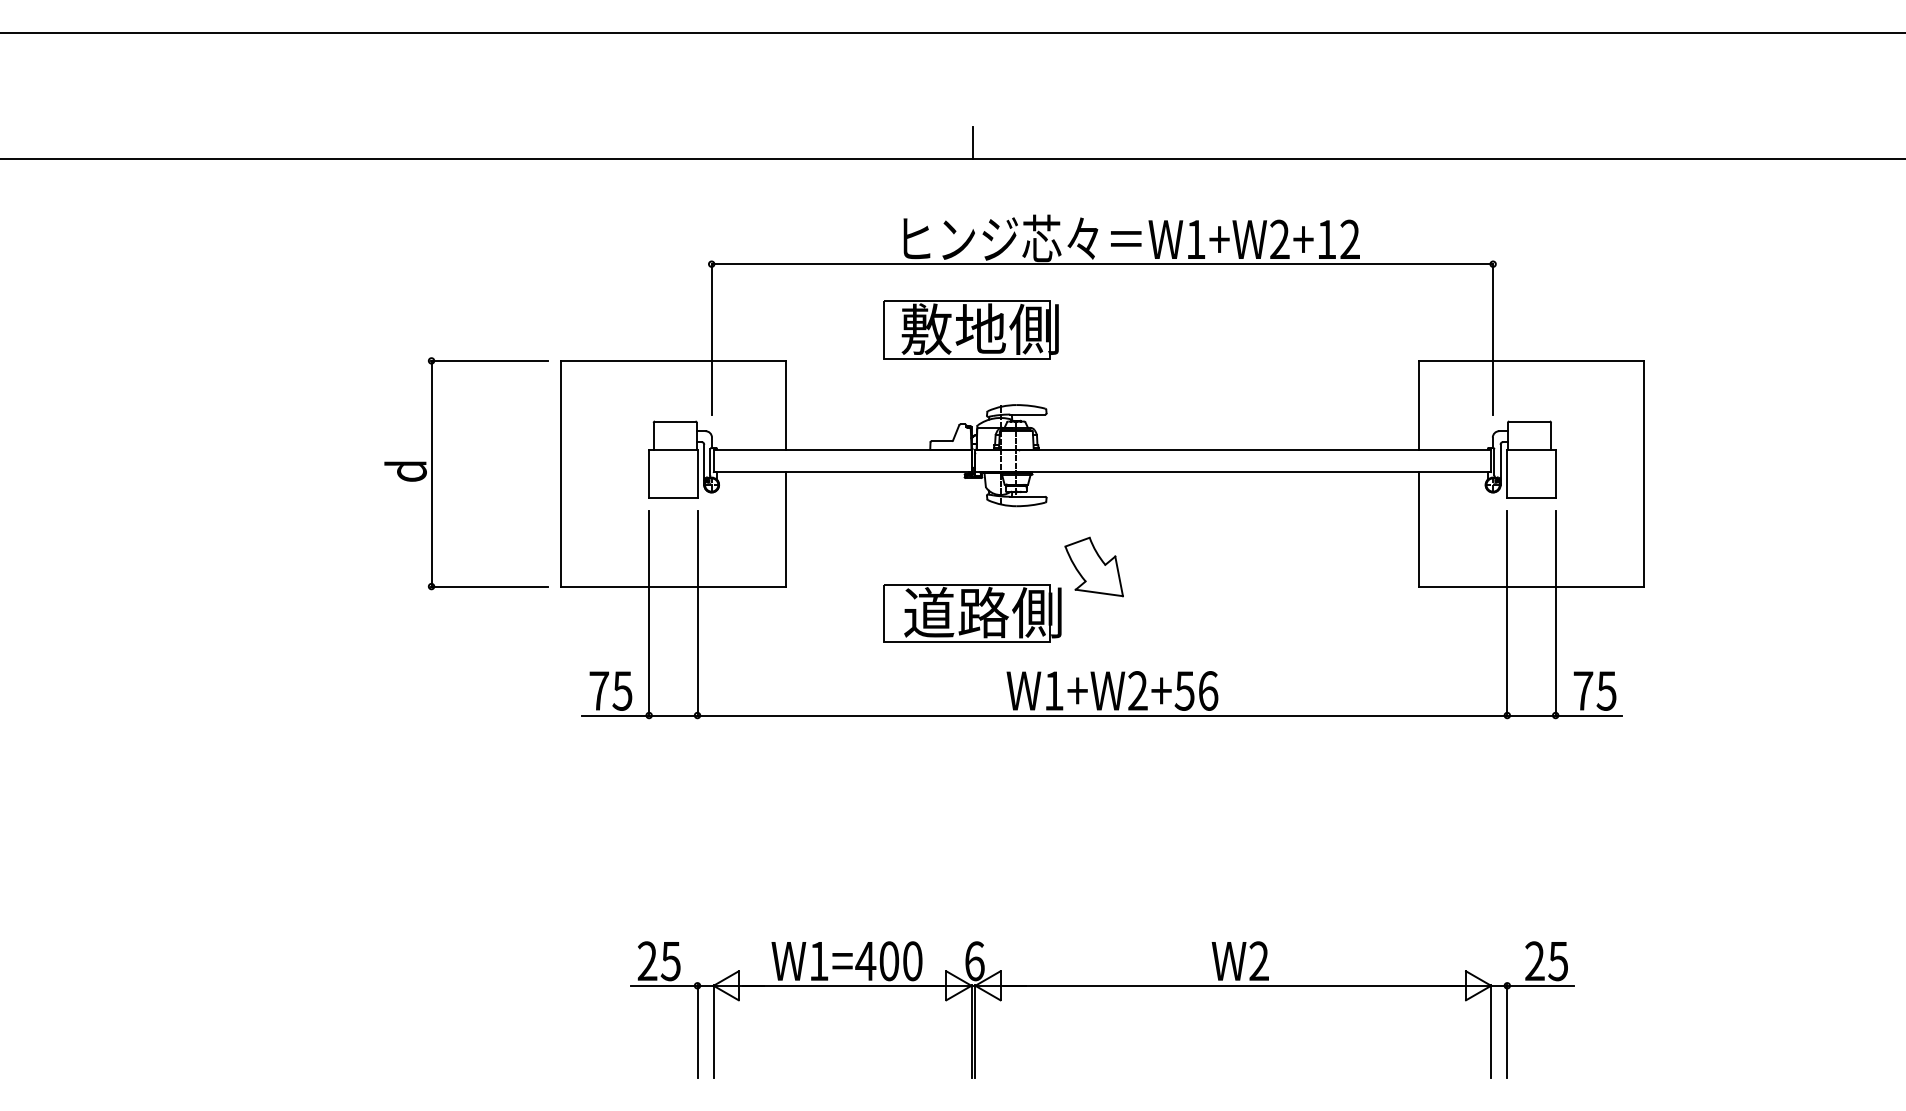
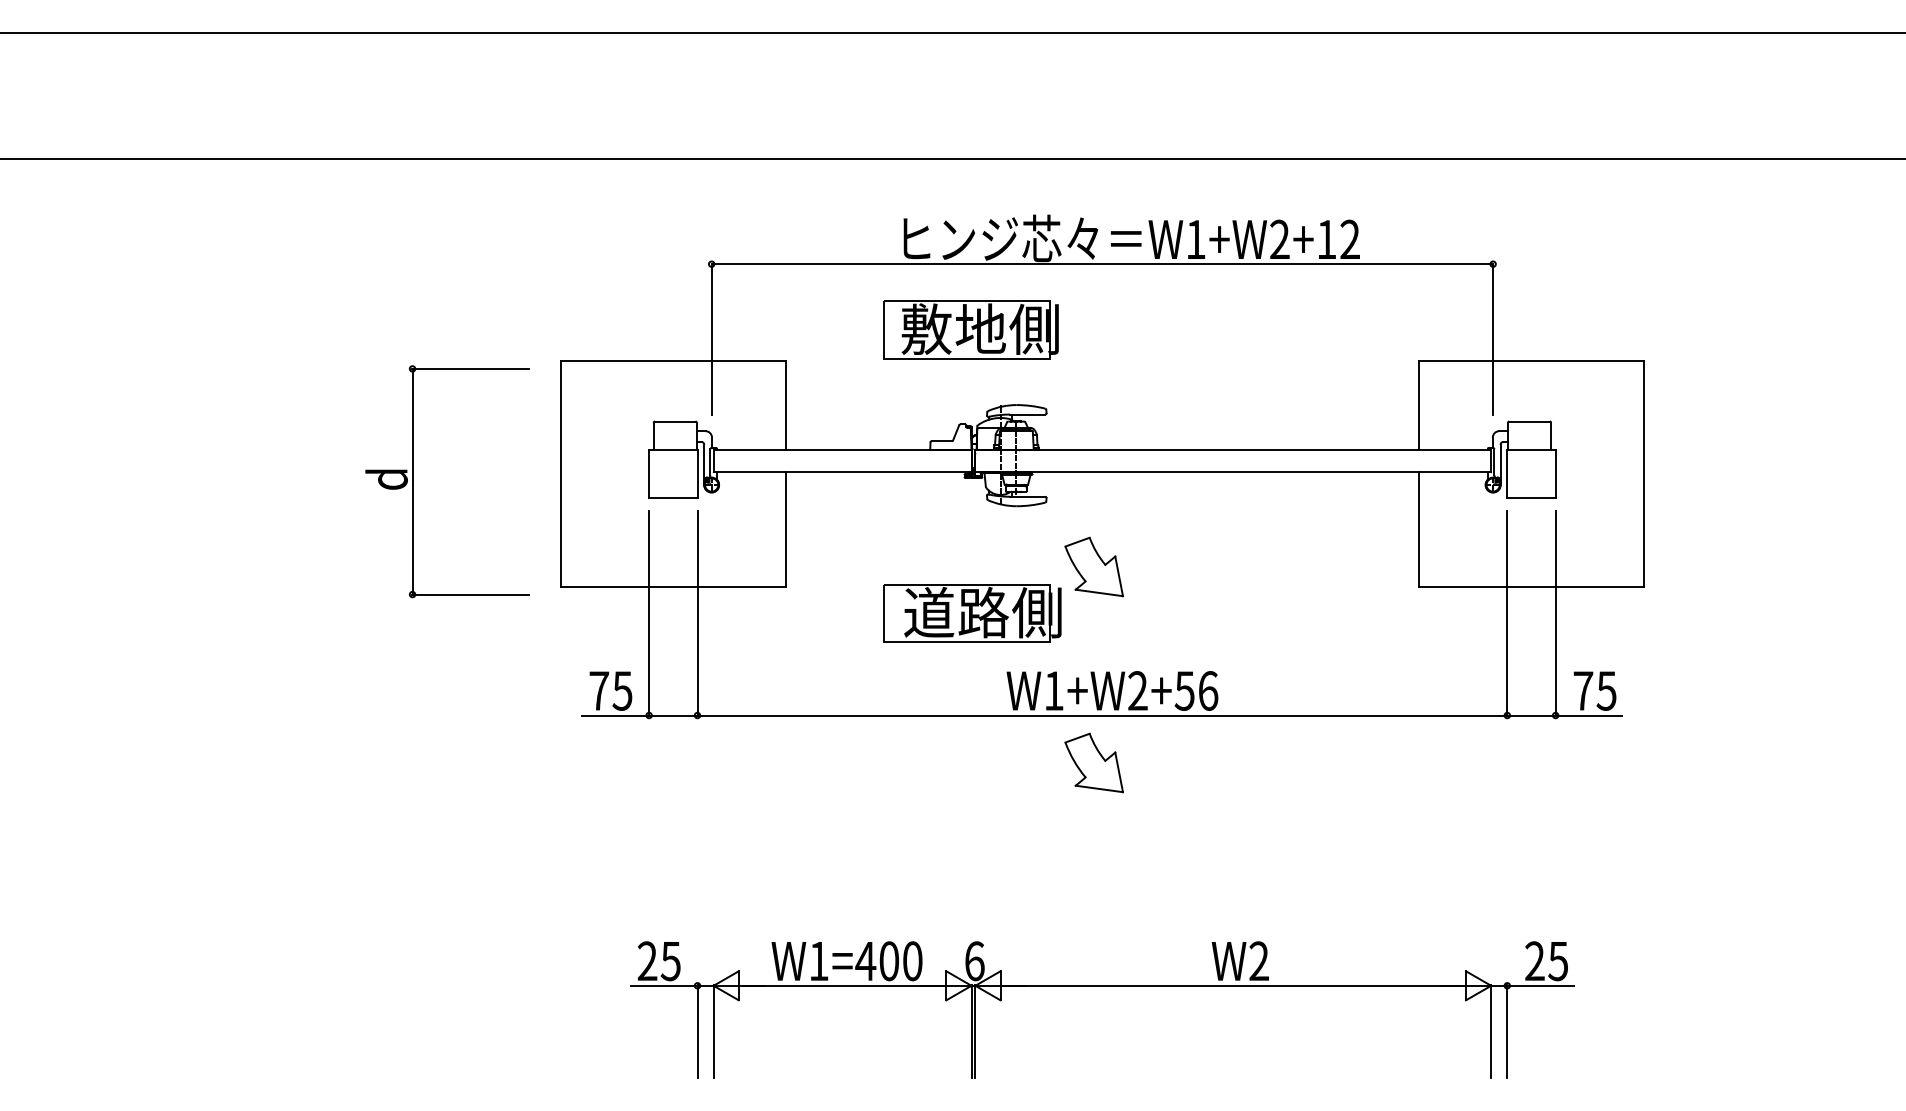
line: present -> none (973, 142)
part position: (432, 473) -> (413, 481) (413, 481)
part: none -> present (1093, 762)
